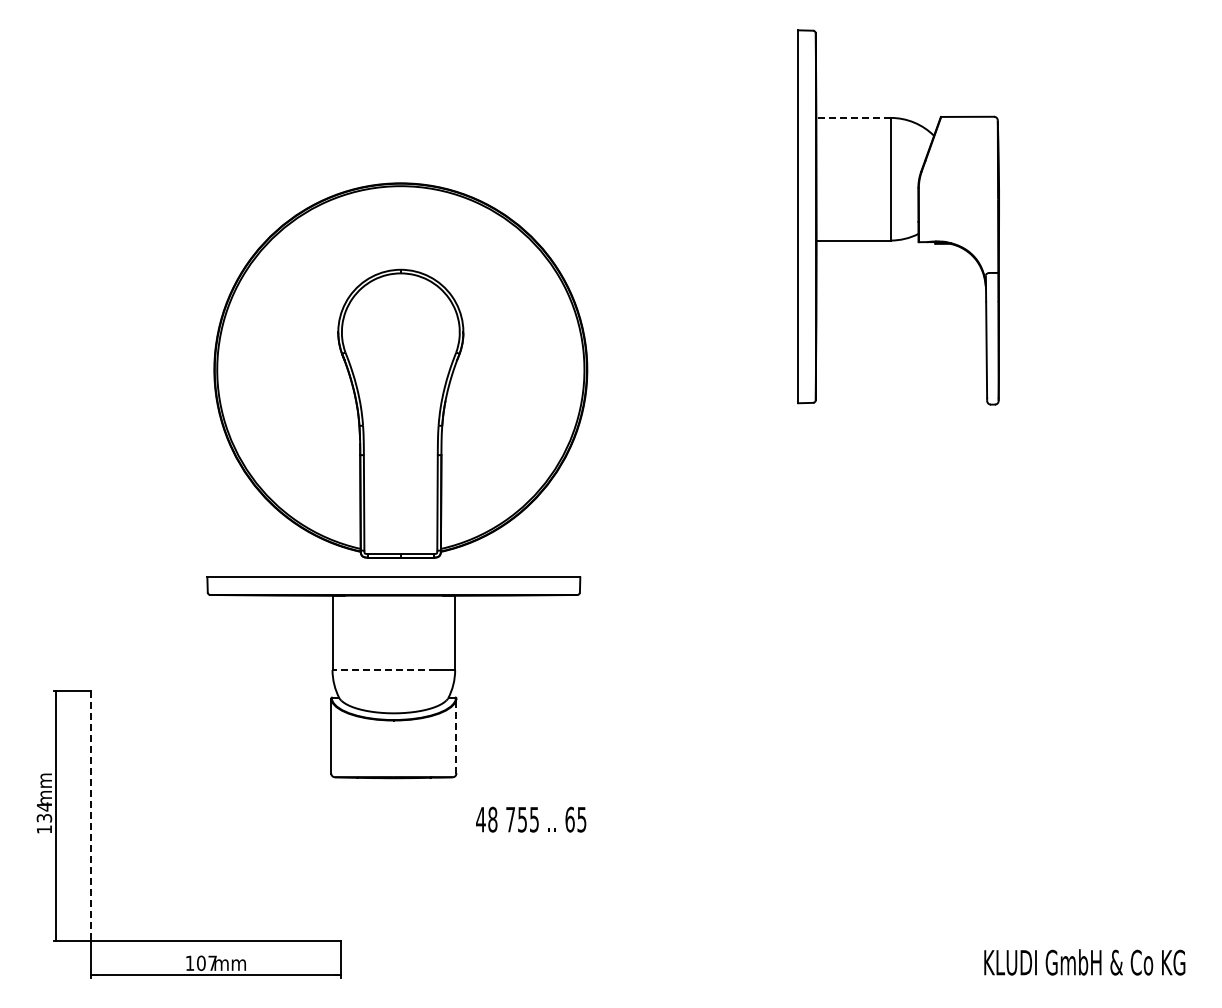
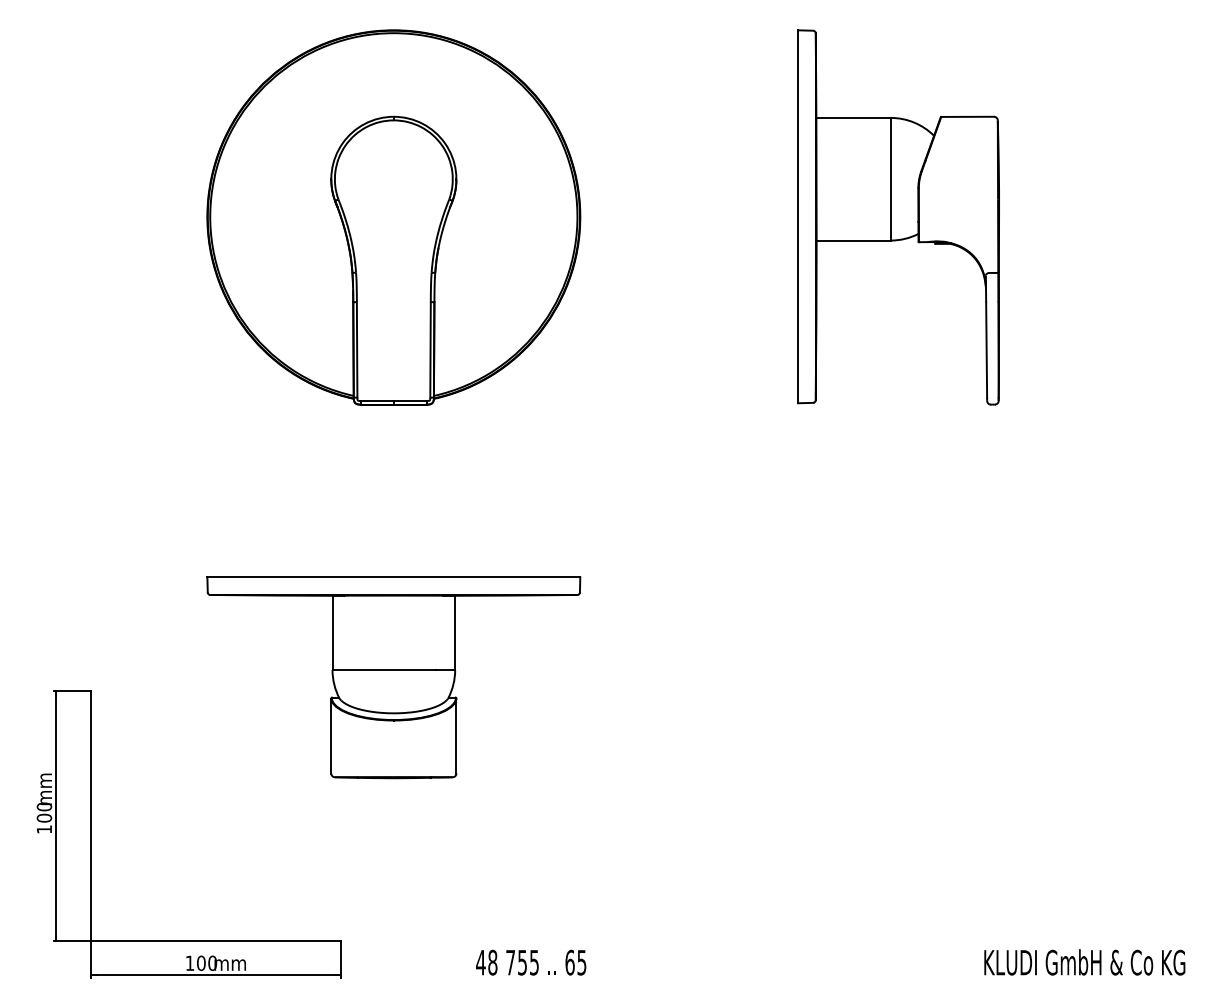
line: dashed -> solid (853, 117)
part position: (400, 370) -> (393, 217) (393, 217)
line: dashed -> solid (384, 670)
line: dashed -> solid (456, 735)
text: 134 -> 100 (44, 812)
line: dashed -> solid (91, 816)
text position: (531, 819) -> (531, 962) (531, 962)
text: 107 -> 100 (212, 962)
